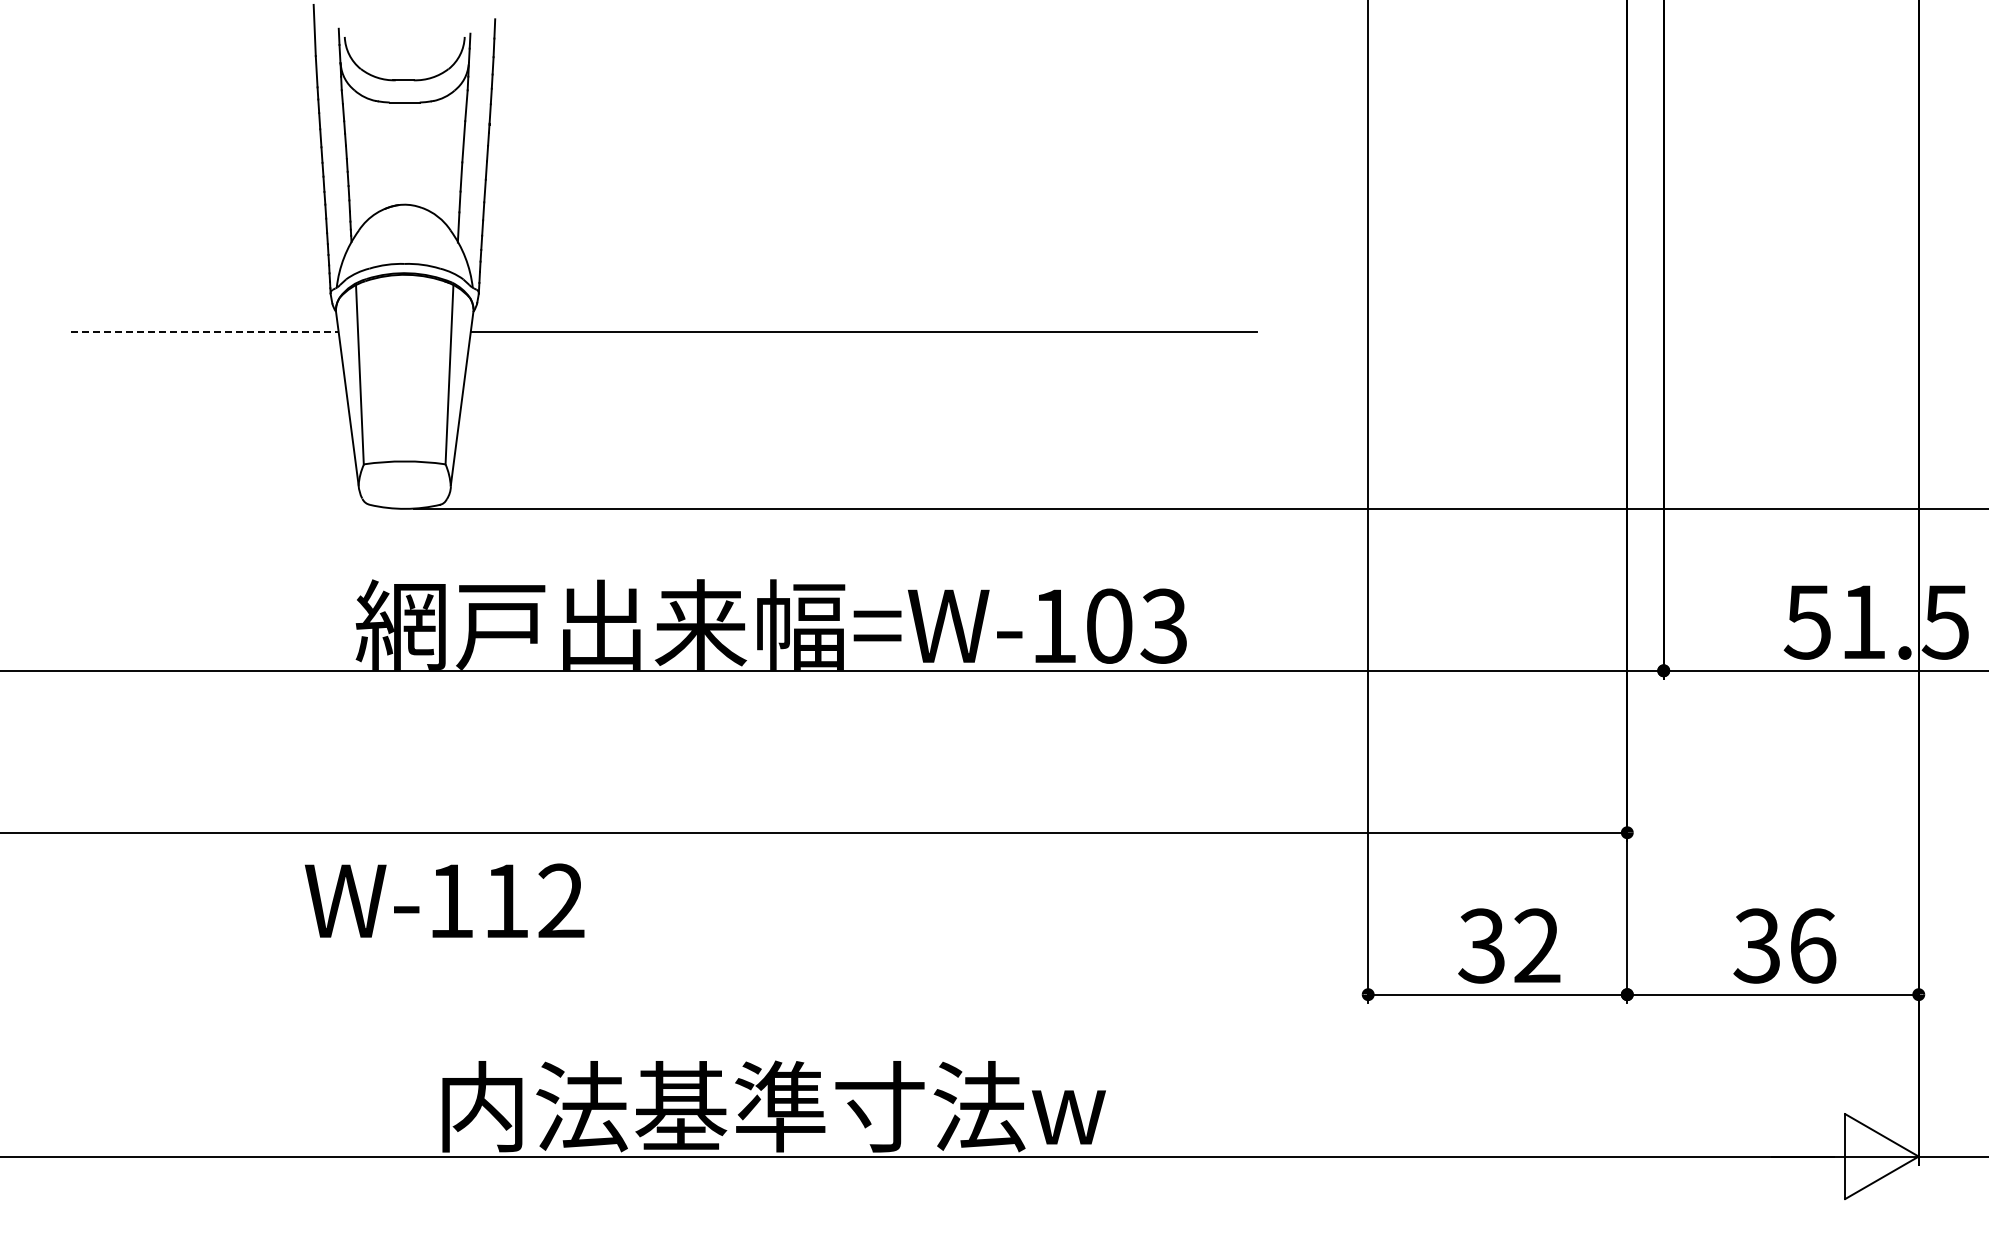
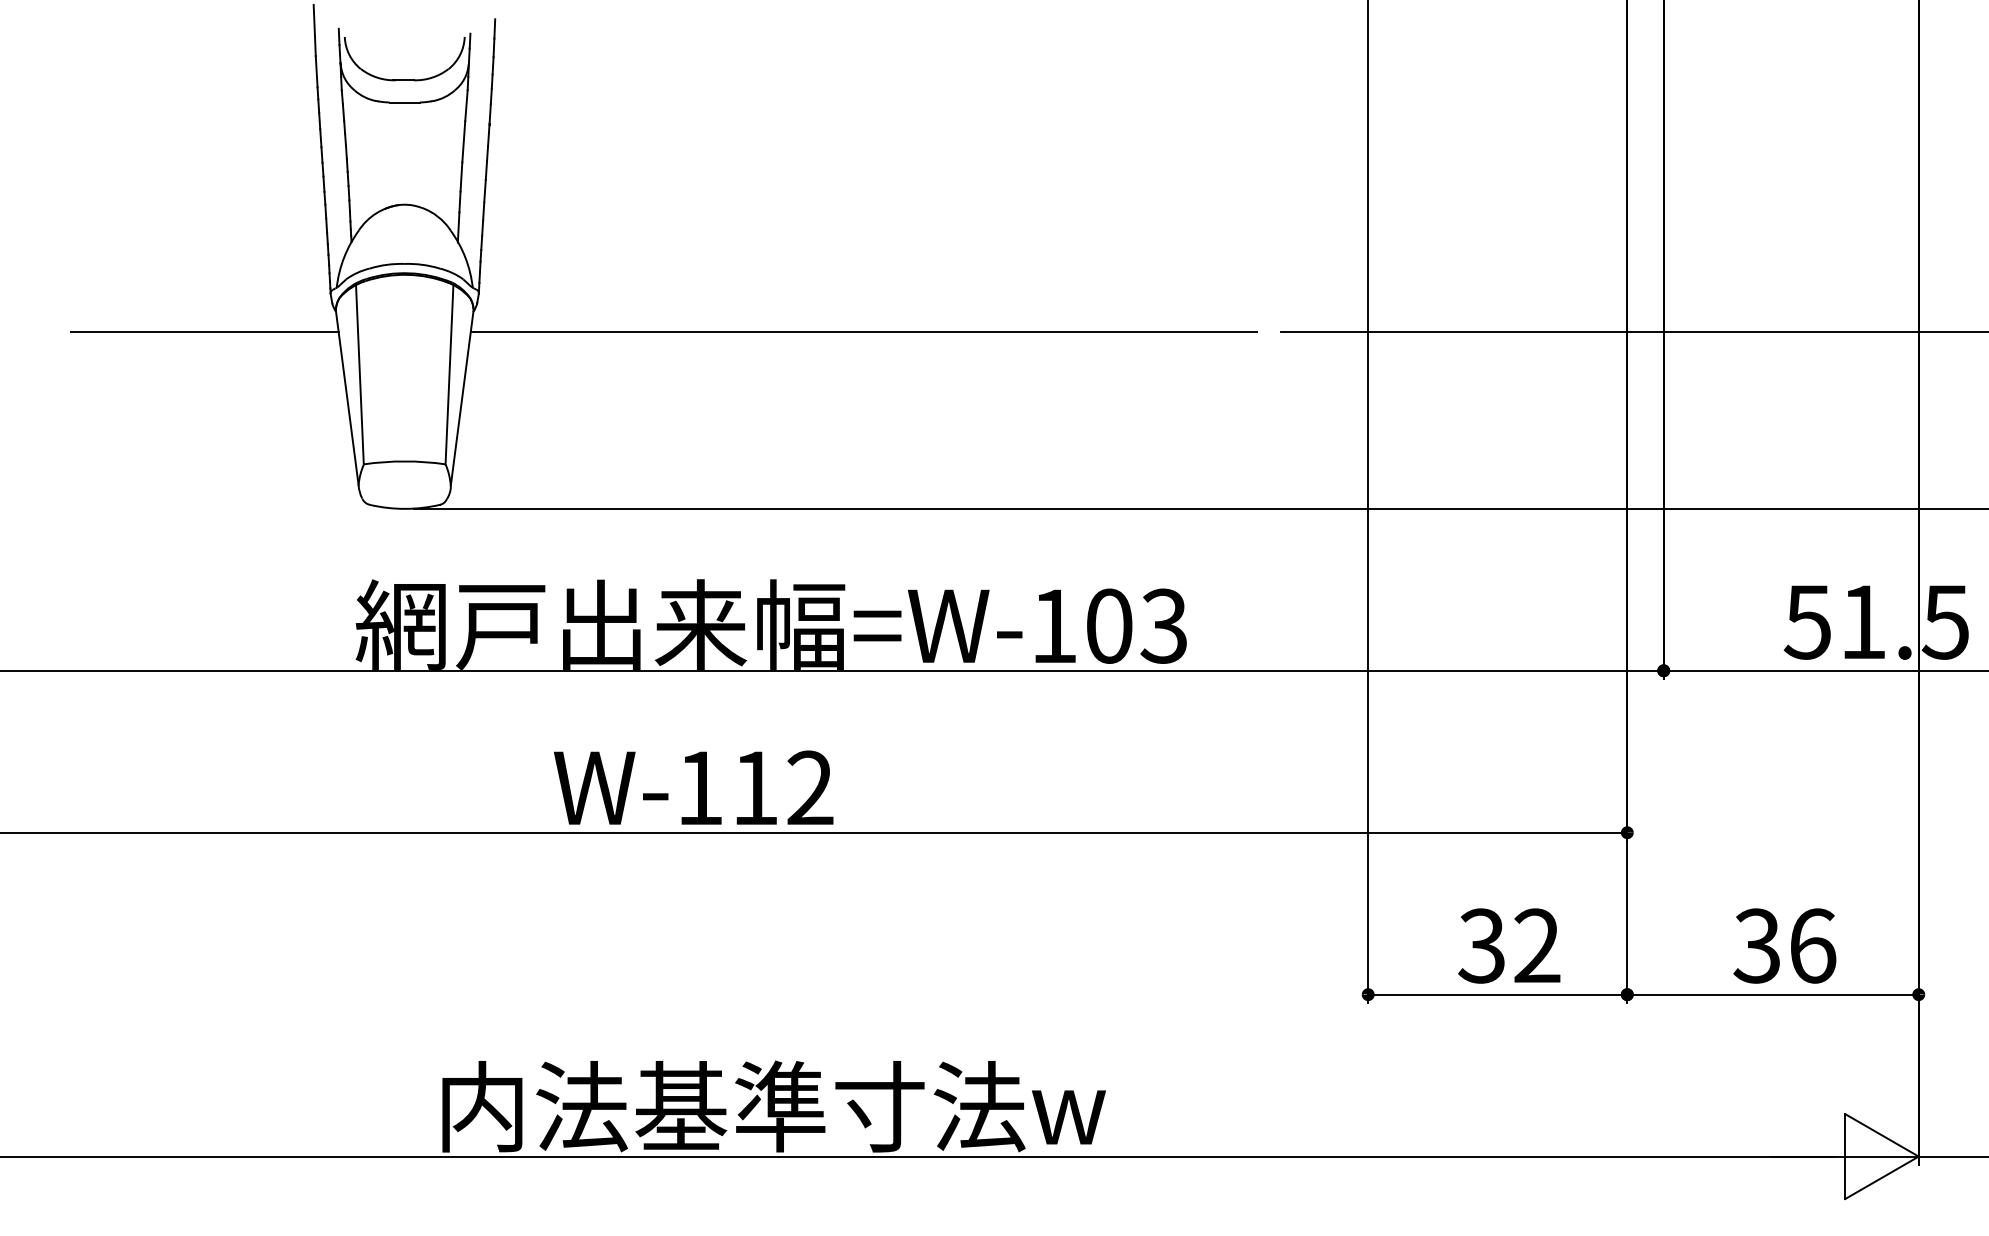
line: dashed -> solid (204, 332)
line: none -> present (1633, 332)
text position: (444, 900) -> (693, 787) (693, 787)
